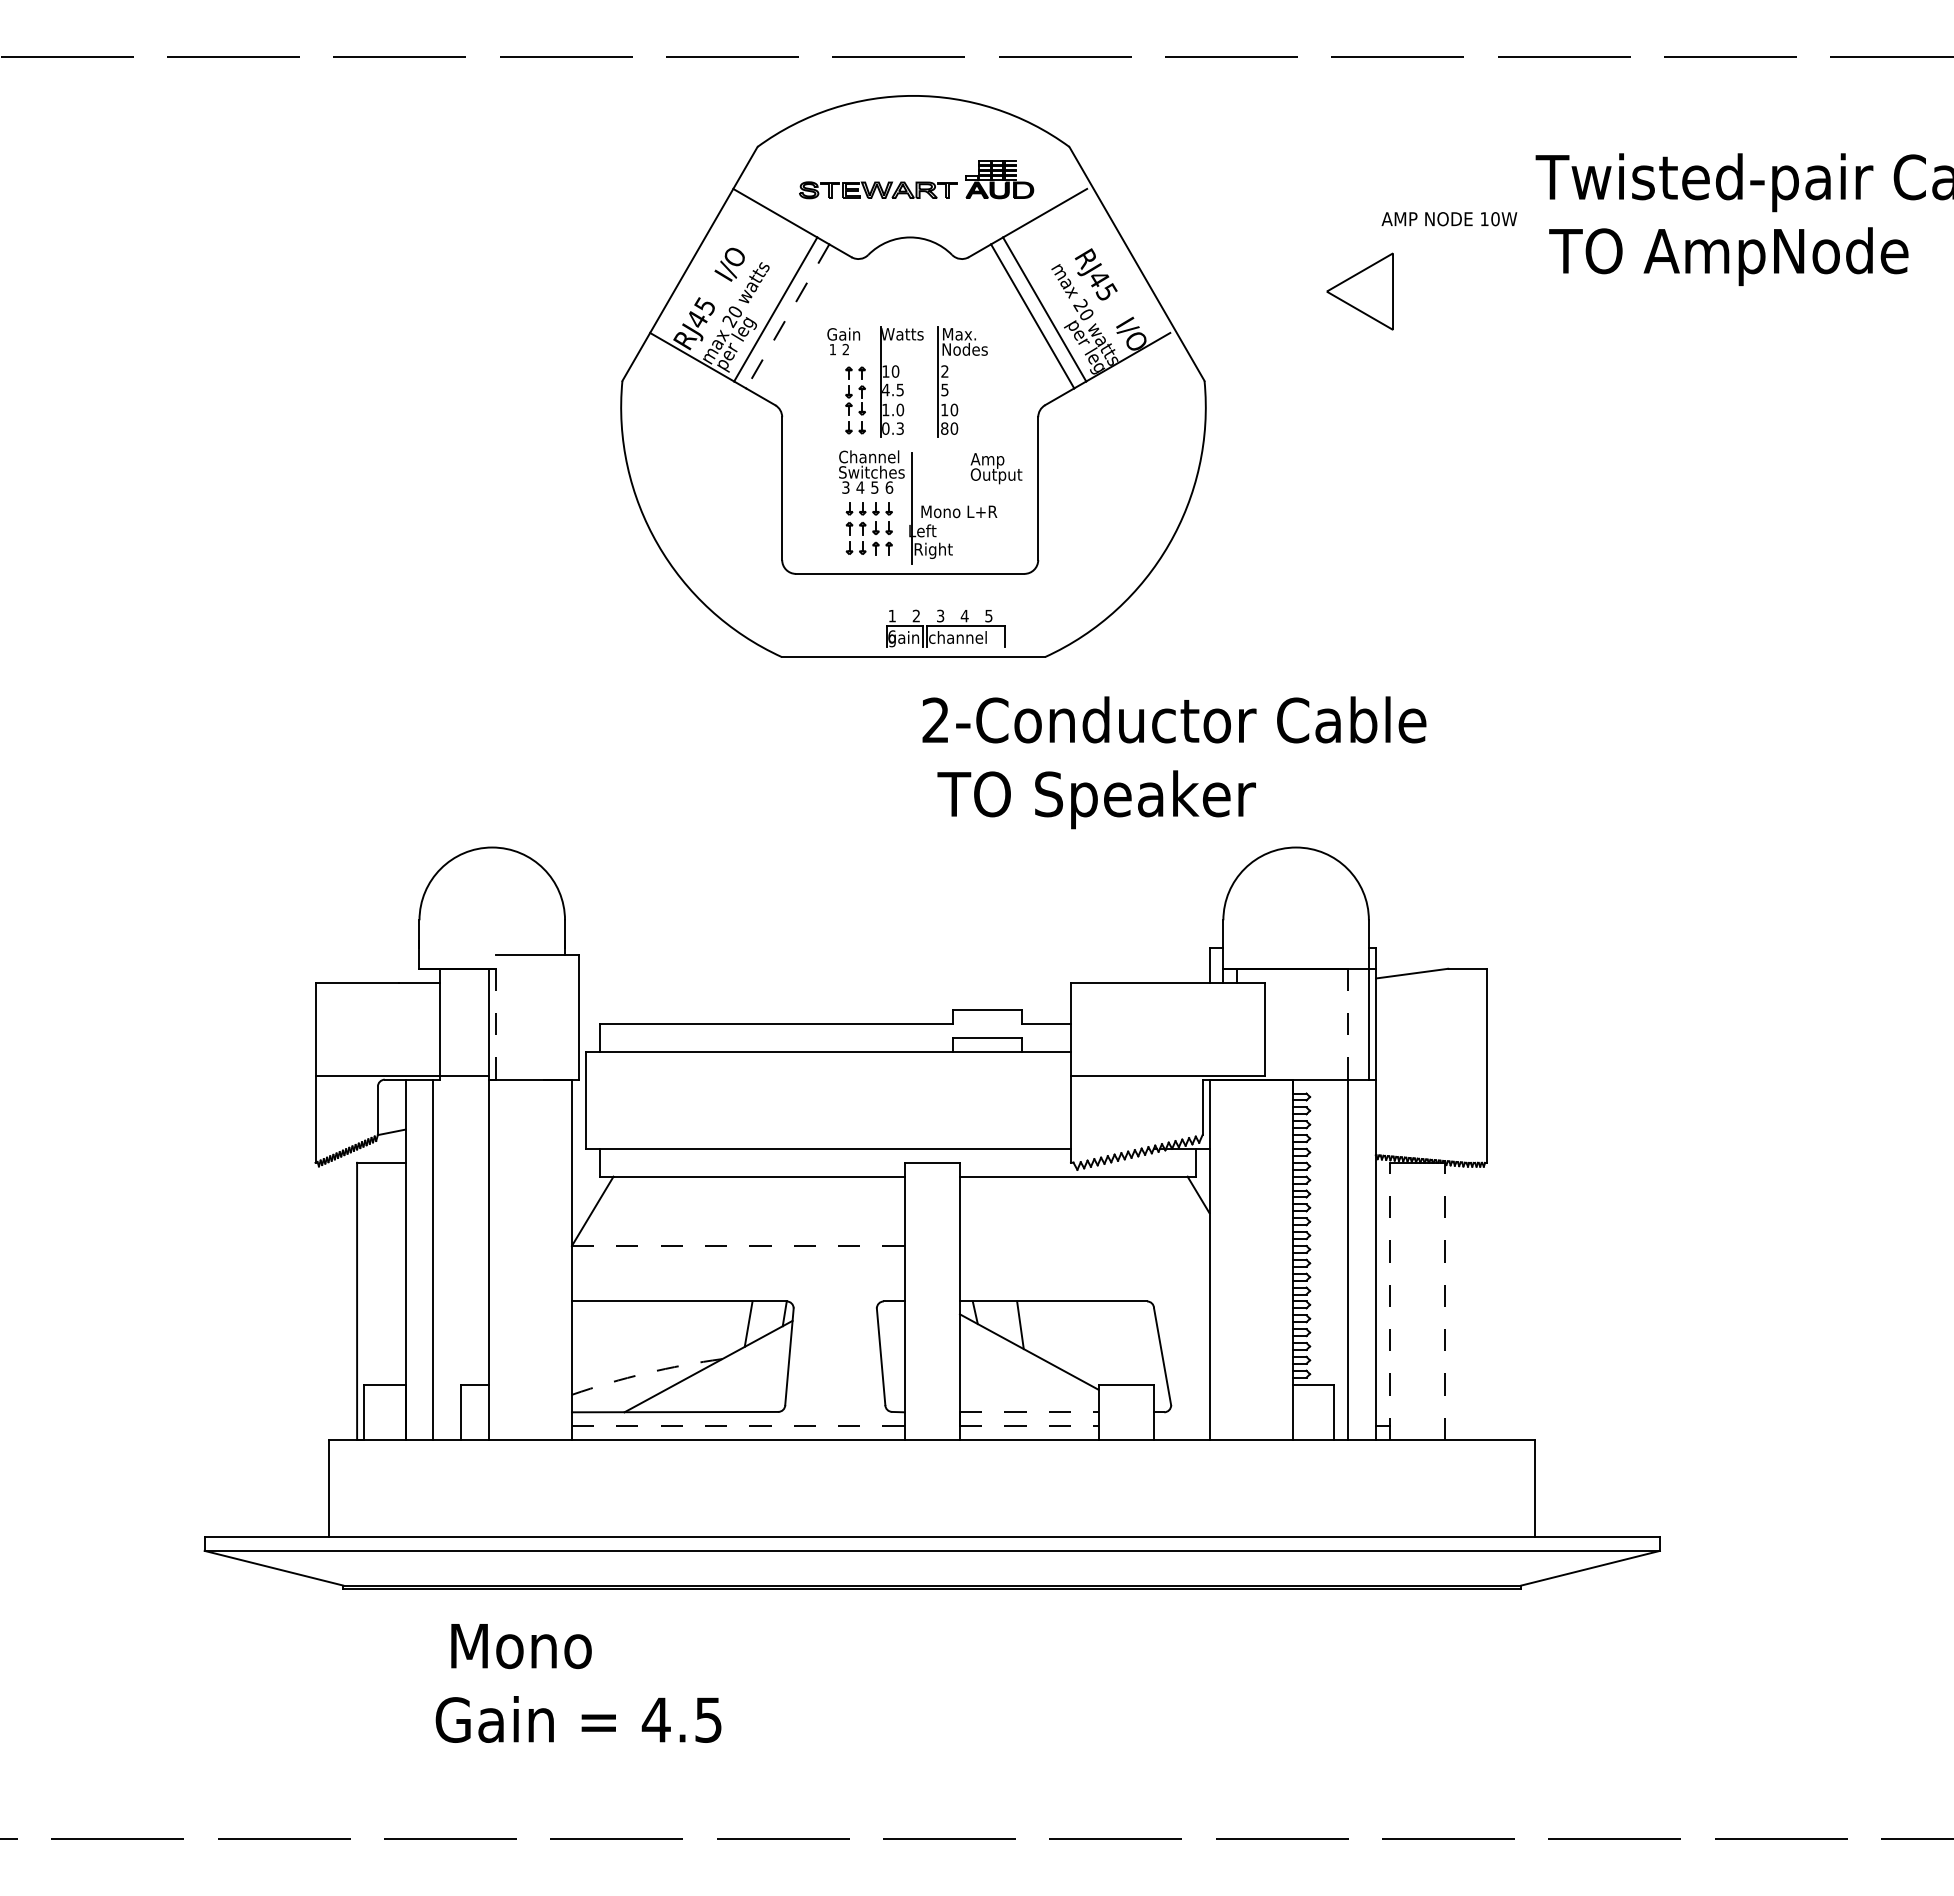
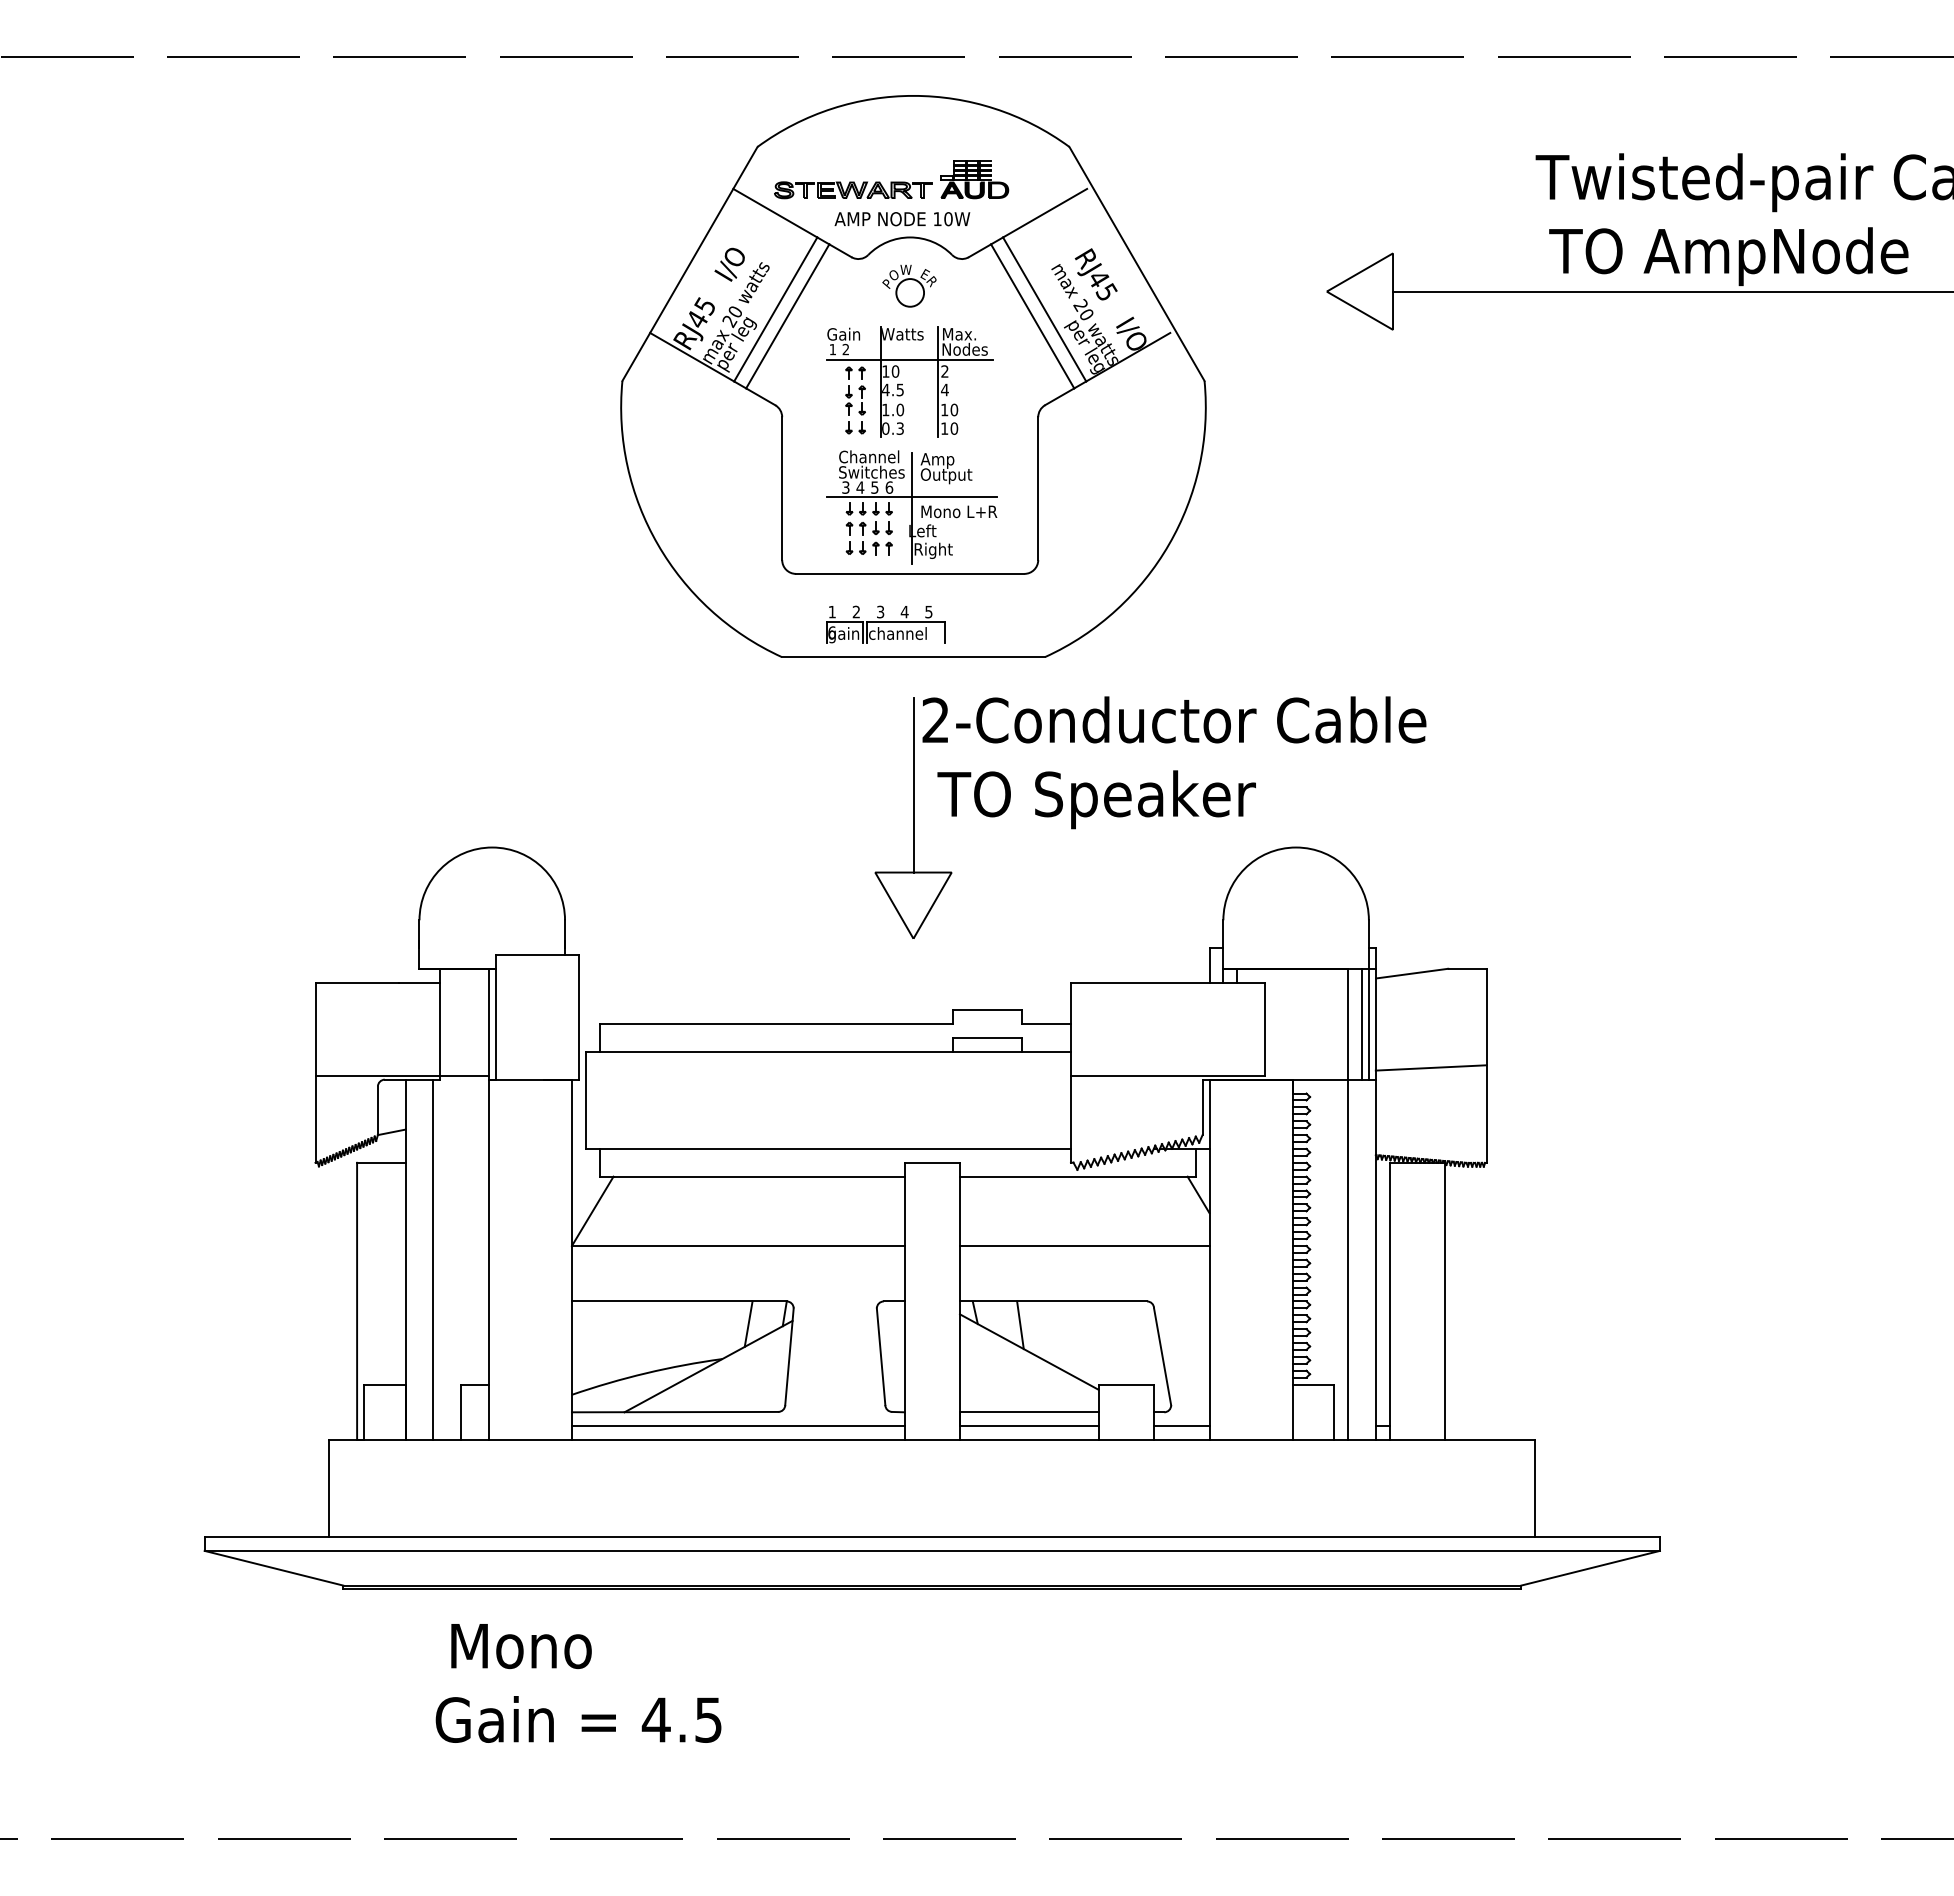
part position: (916, 179) -> (891, 179) (891, 179)
text position: (1449, 219) -> (902, 219) (902, 219)
part: none -> present (909, 285)
line: none -> present (1671, 291)
line: dashed -> solid (787, 316)
line: none -> present (909, 359)
text: 5 -> 4 (944, 389)
text: 80 -> 10 (944, 428)
text position: (996, 468) -> (946, 468) (946, 468)
line: none -> present (911, 497)
part position: (945, 628) -> (885, 624) (885, 624)
part: none -> present (913, 817)
line: dashed -> solid (495, 1016)
line: dashed -> solid (1348, 1023)
line: none -> present (1361, 1023)
line: none -> present (1430, 1067)
line: dashed -> solid (738, 1245)
line: none -> present (1084, 1245)
line: dashed -> solid (1389, 1301)
line: dashed -> solid (1445, 1301)
arc: dashed -> solid (646, 1373)
line: dashed -> solid (1029, 1412)
line: dashed -> solid (738, 1426)
line: dashed -> solid (1029, 1426)
line: none -> present (1181, 1426)
